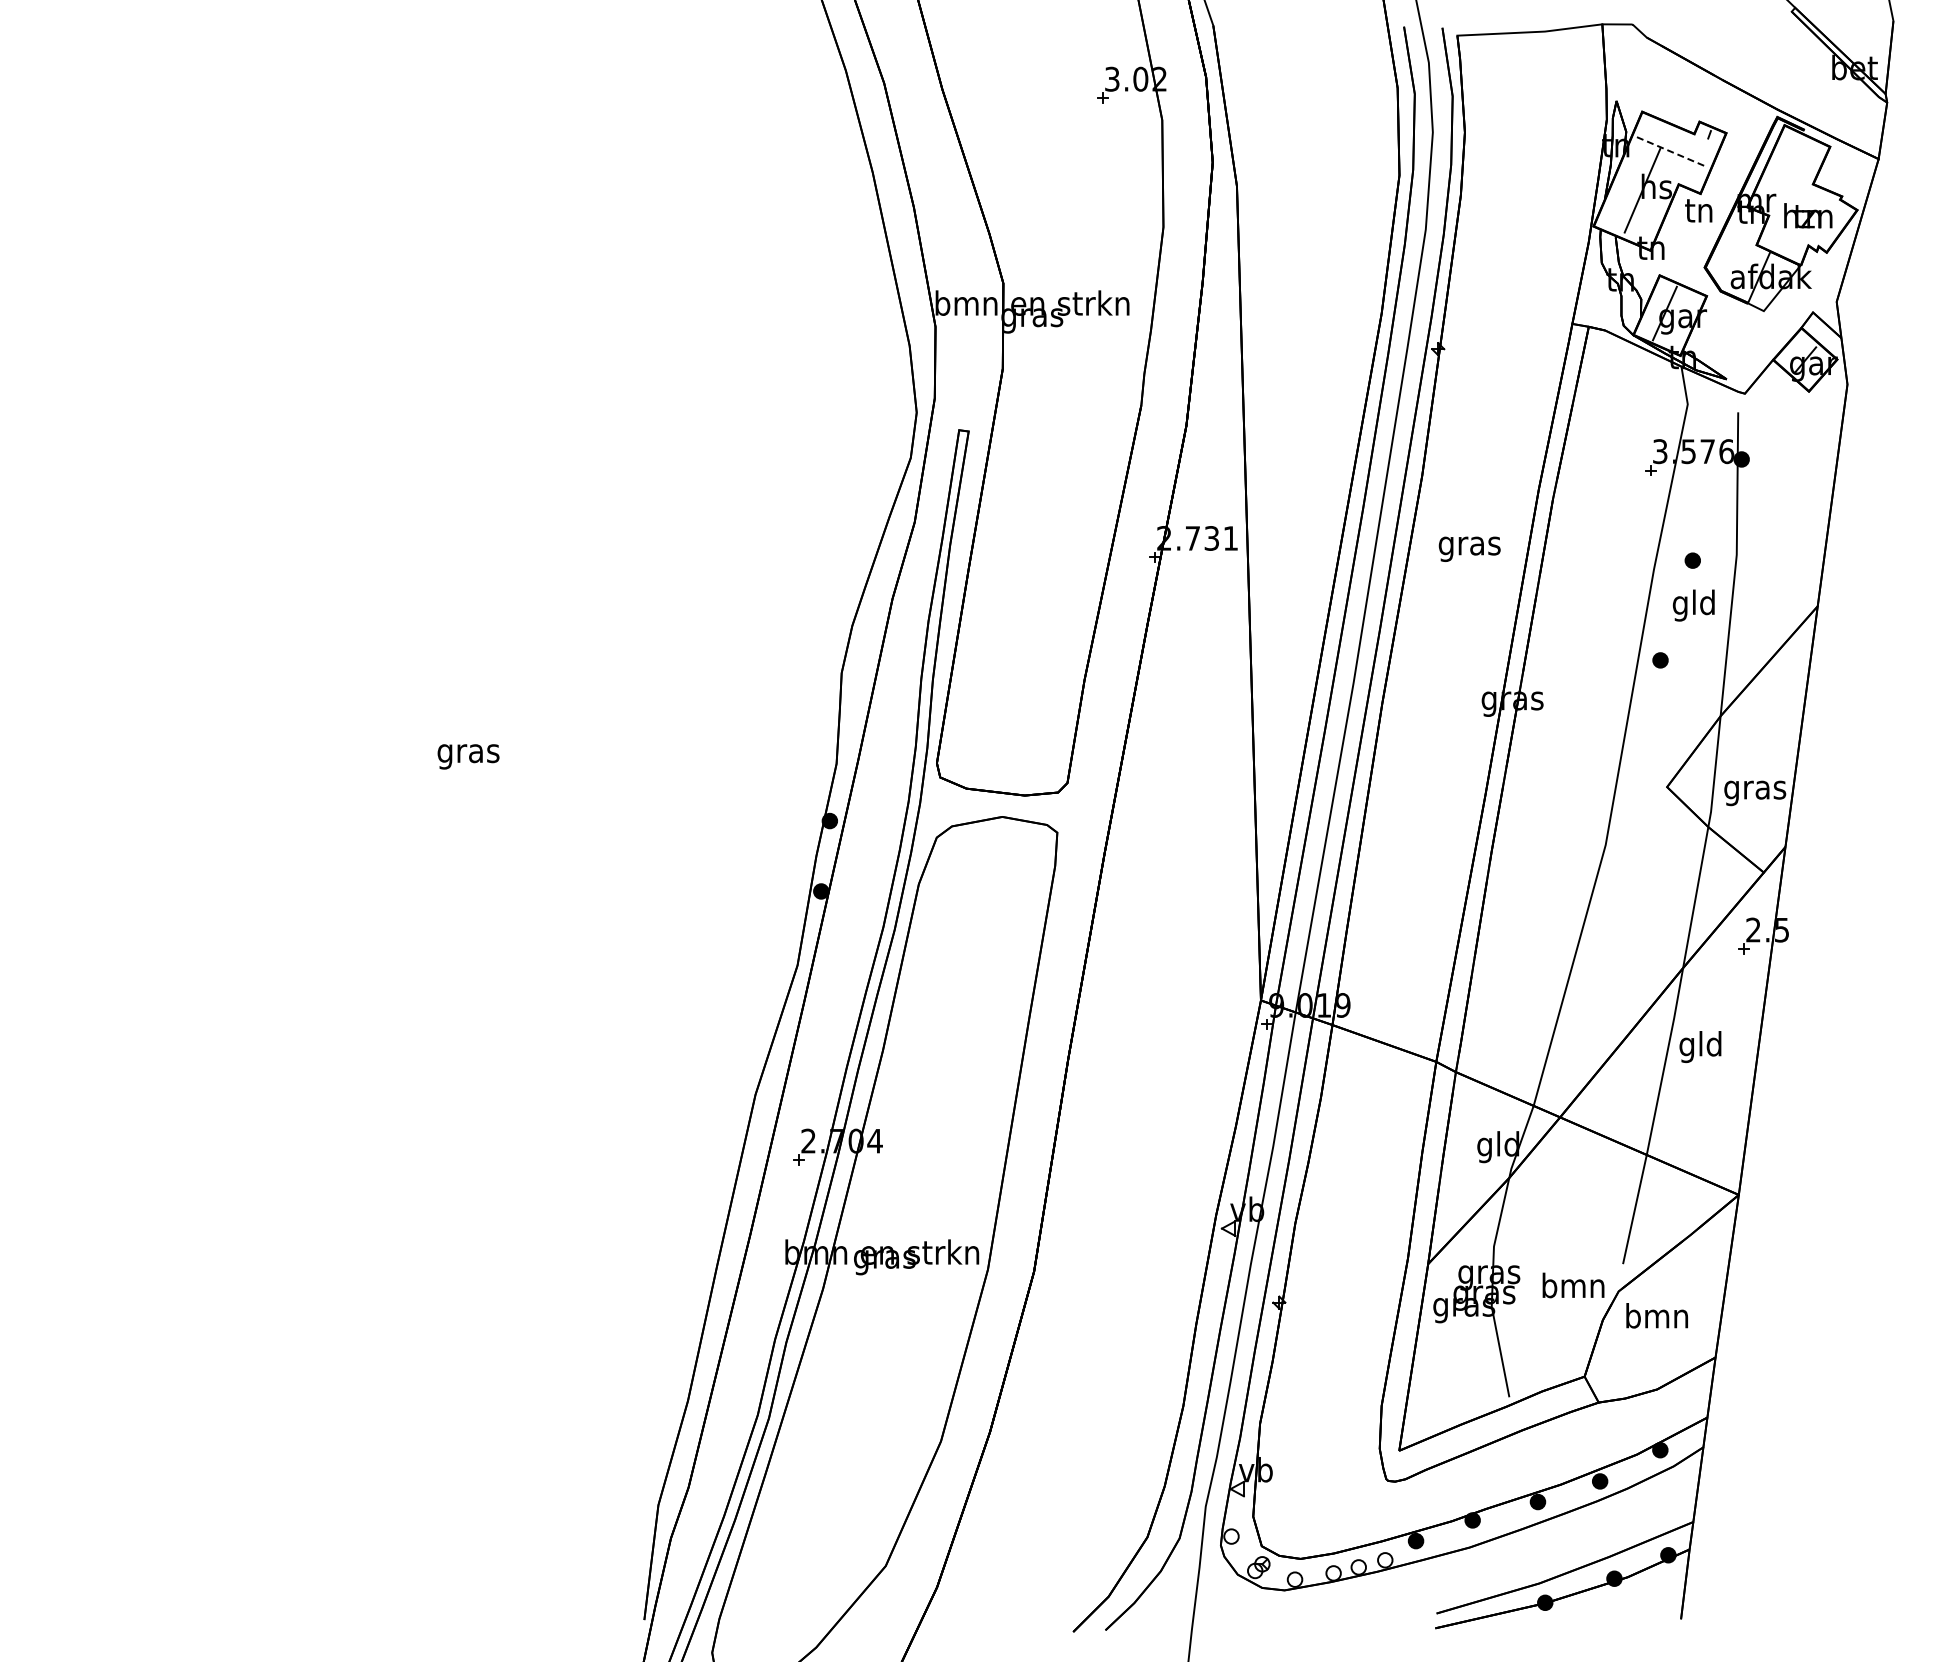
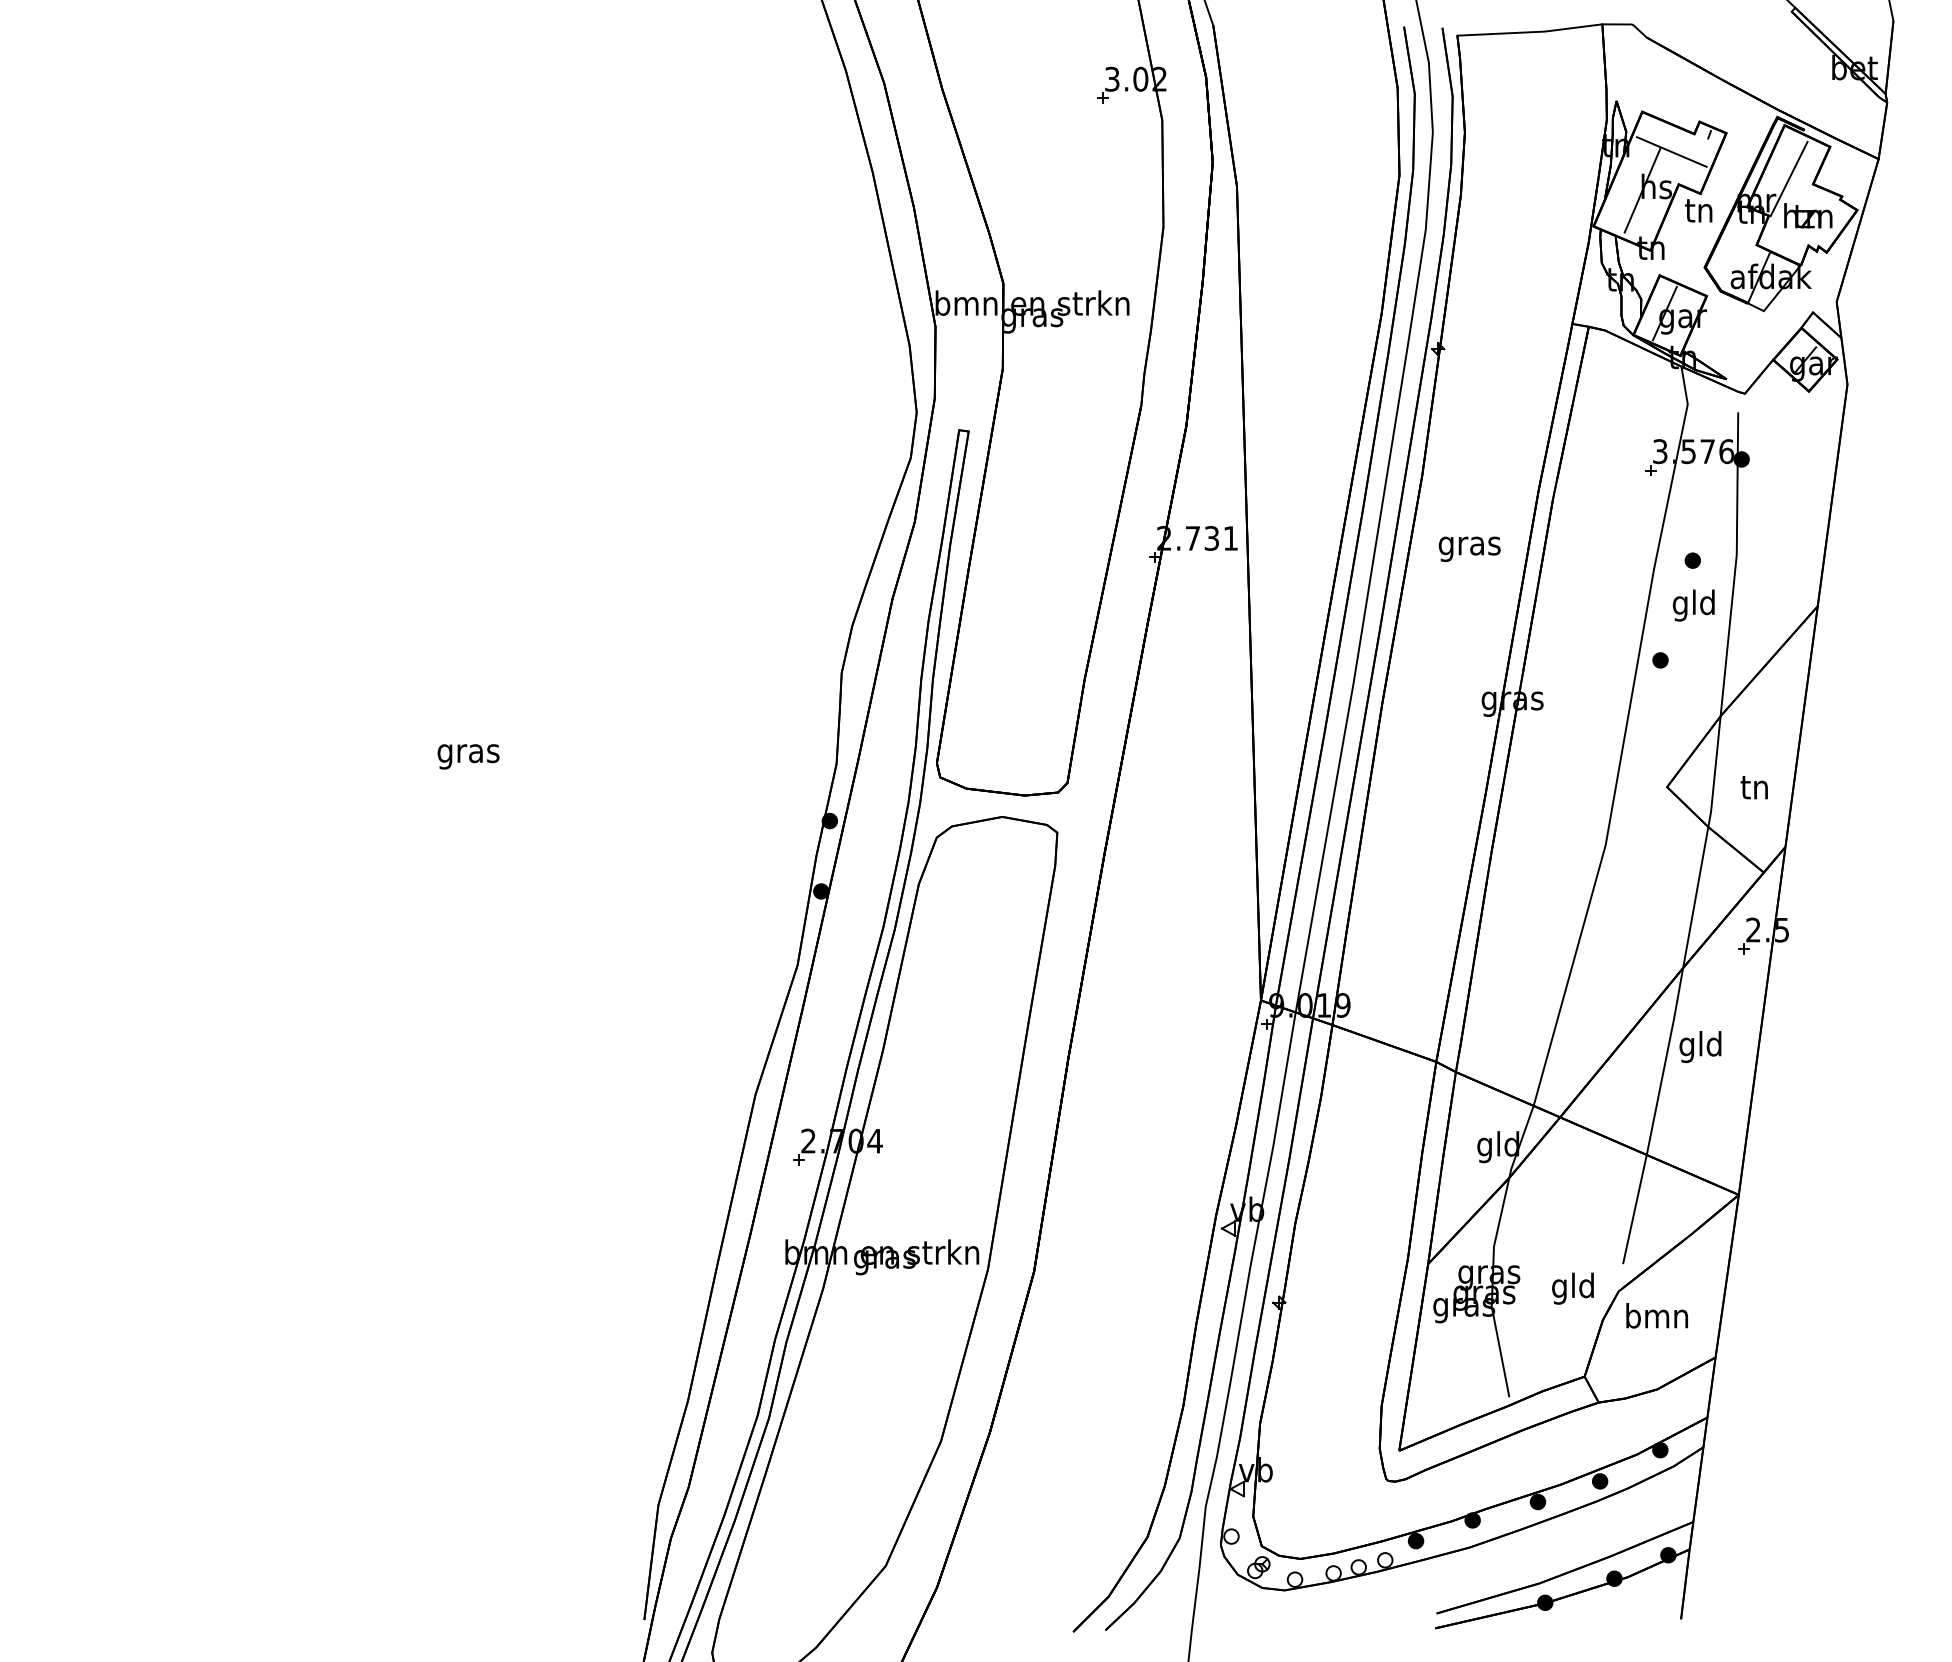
line: dashed -> solid (1671, 152)
line: none -> present (1788, 178)
text: gras -> tn (1755, 791)
text: bmn -> gld (1573, 1288)
